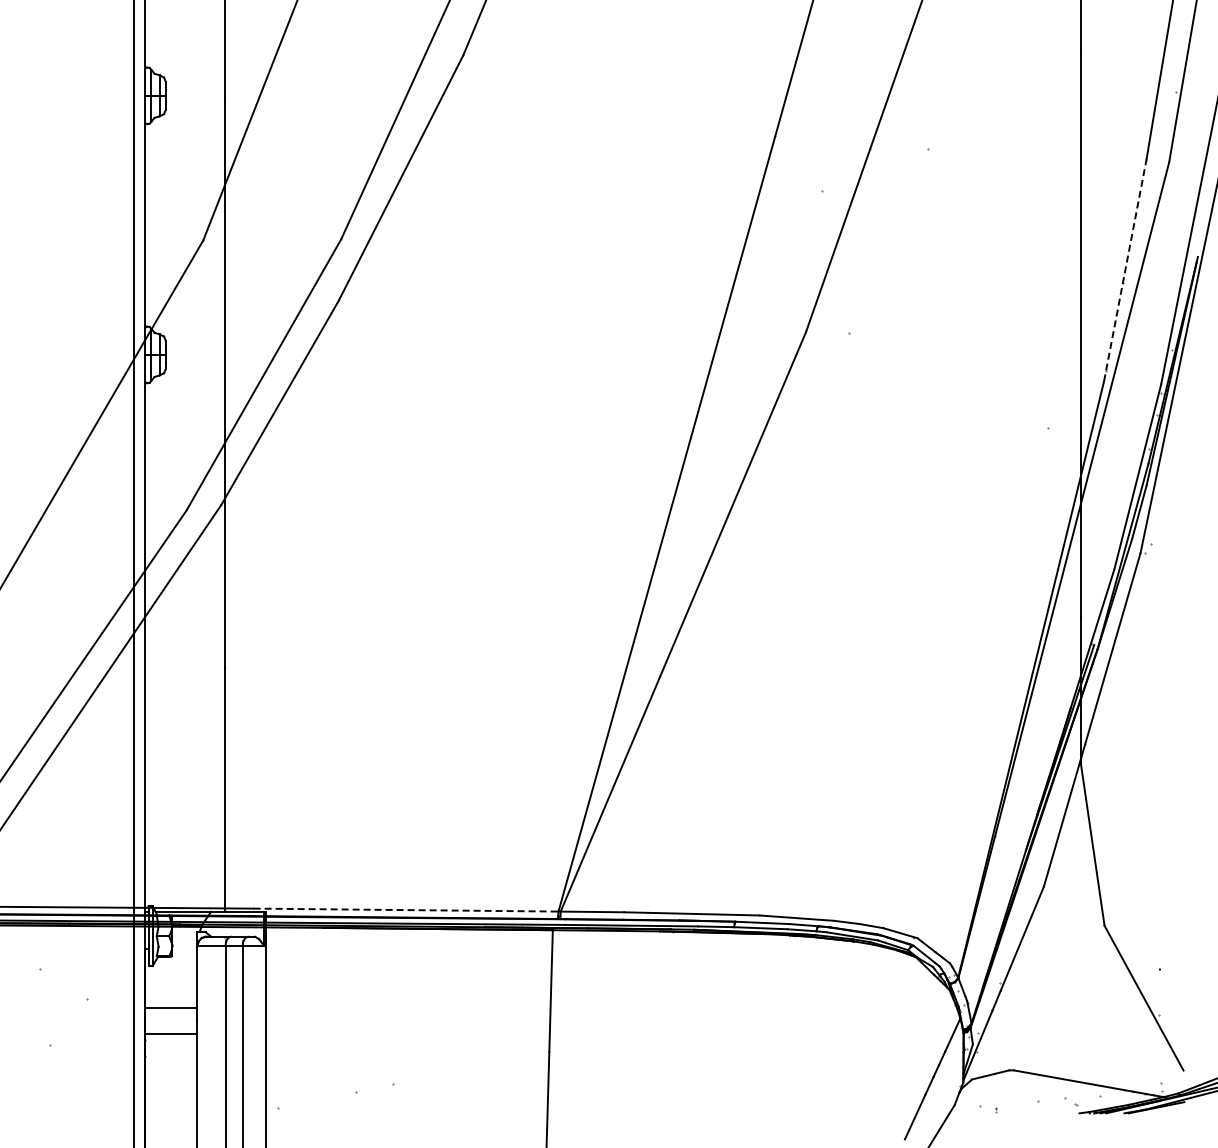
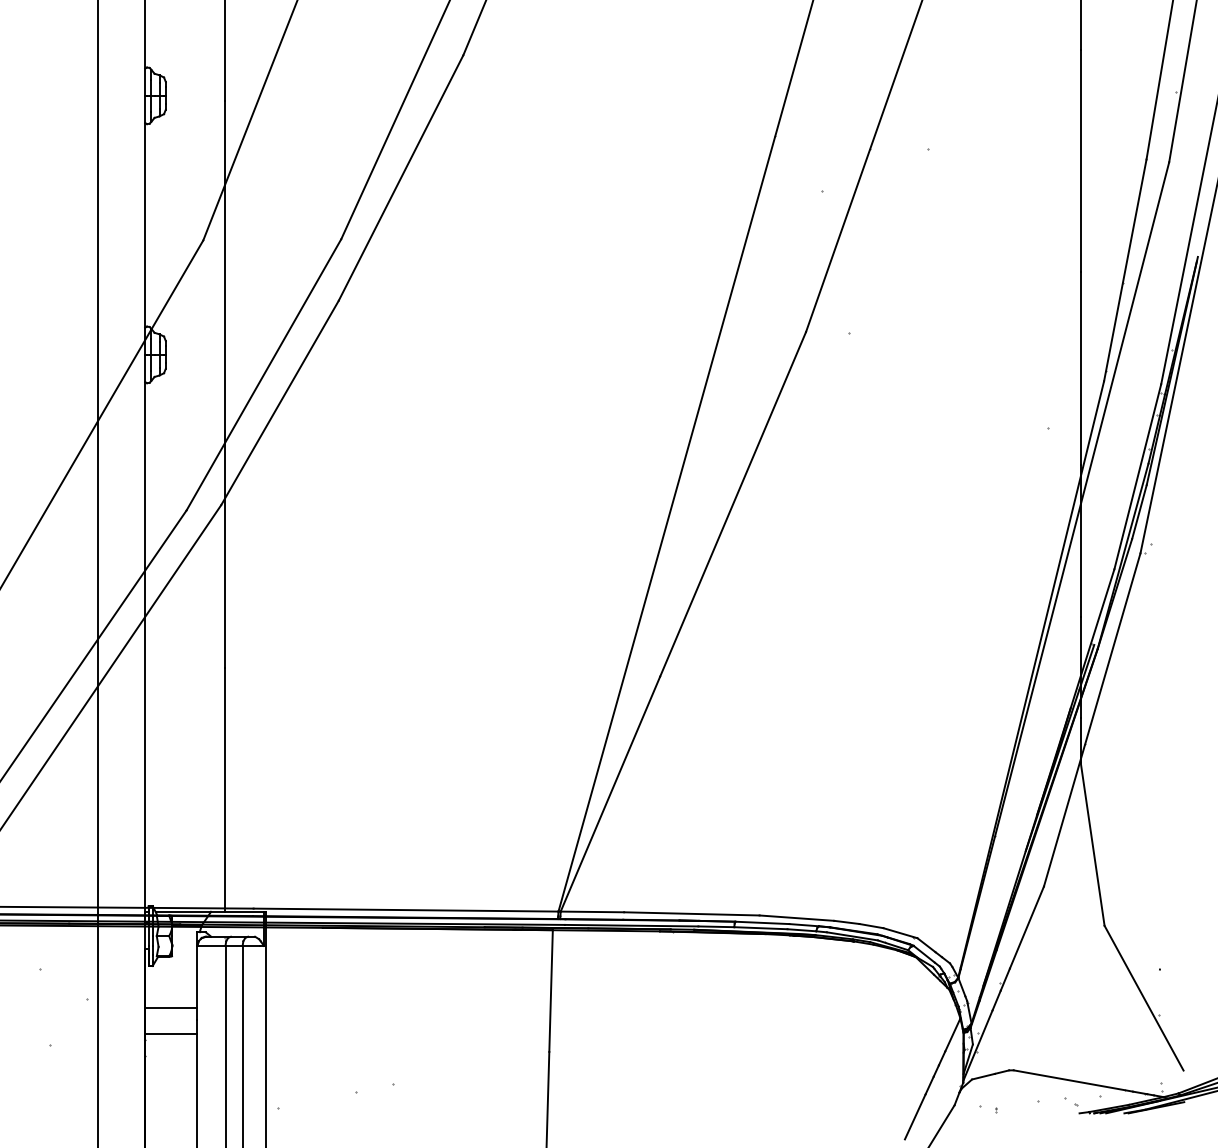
line: dashed -> solid (1125, 270)
line position: (134, 573) -> (98, 573) (98, 573)
line: dashed -> solid (406, 910)
